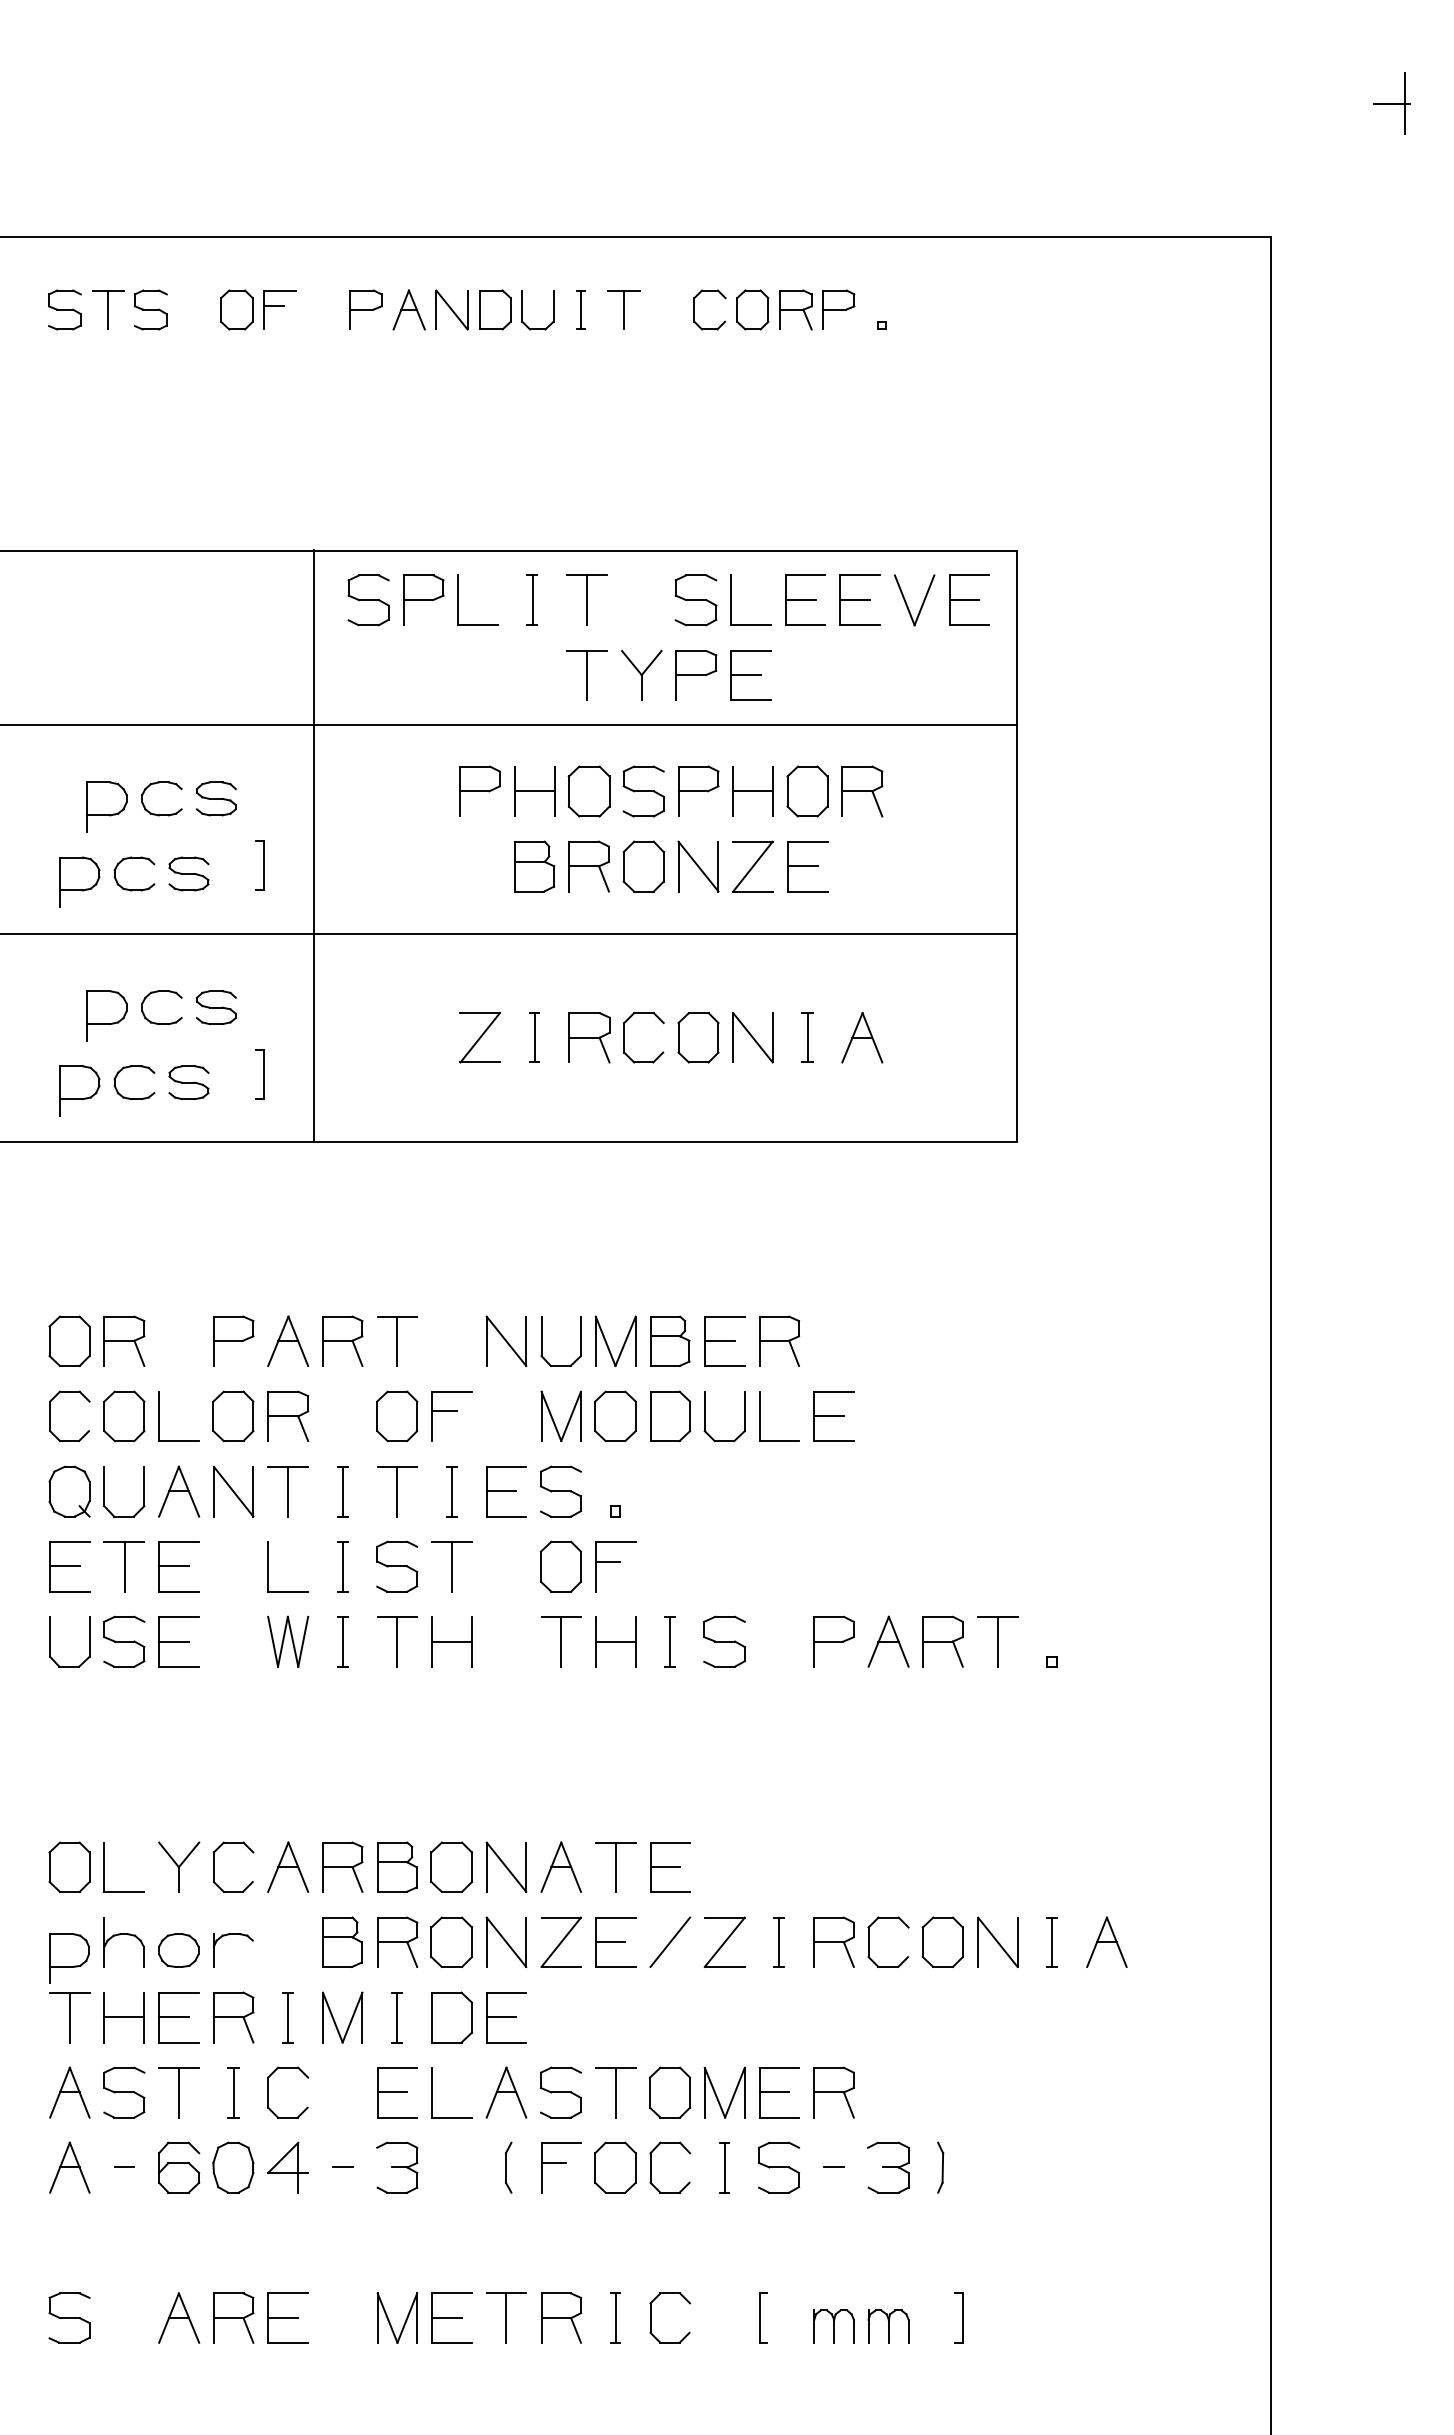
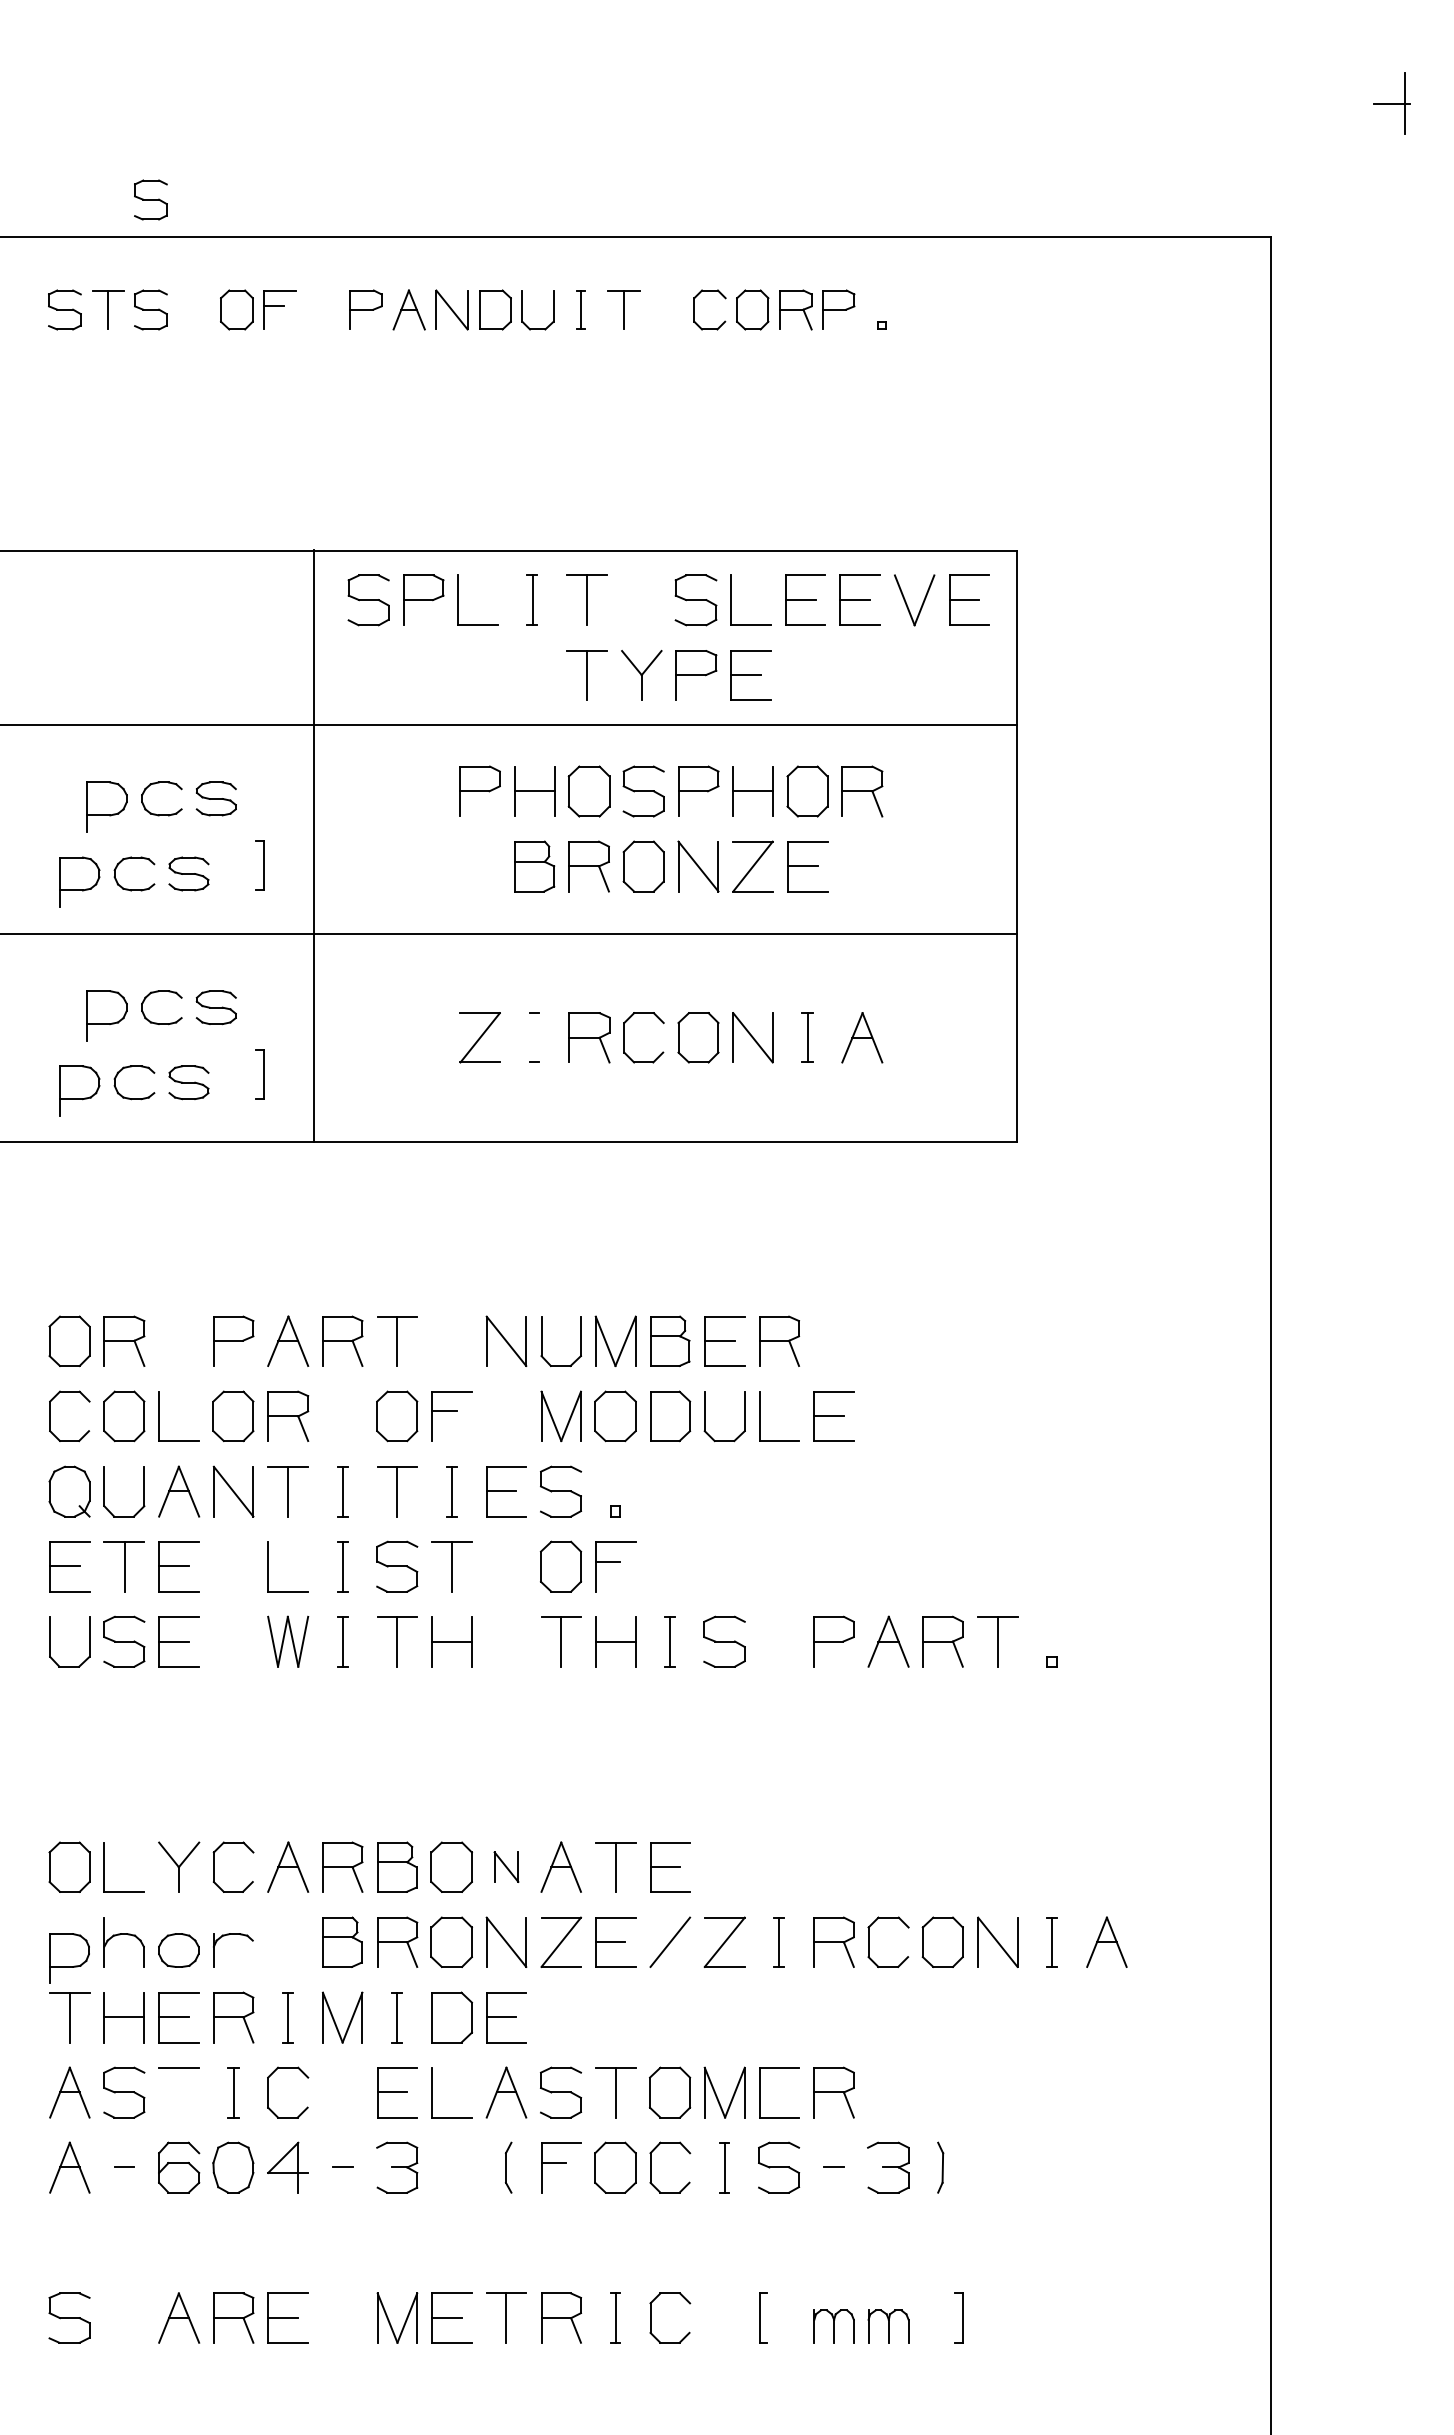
part: none -> present (150, 199)
line: present -> none (534, 1037)
part size: 43x52 px -> 27x32 px (506, 1866)
line: present -> none (178, 2092)
line: present -> none (774, 2092)
